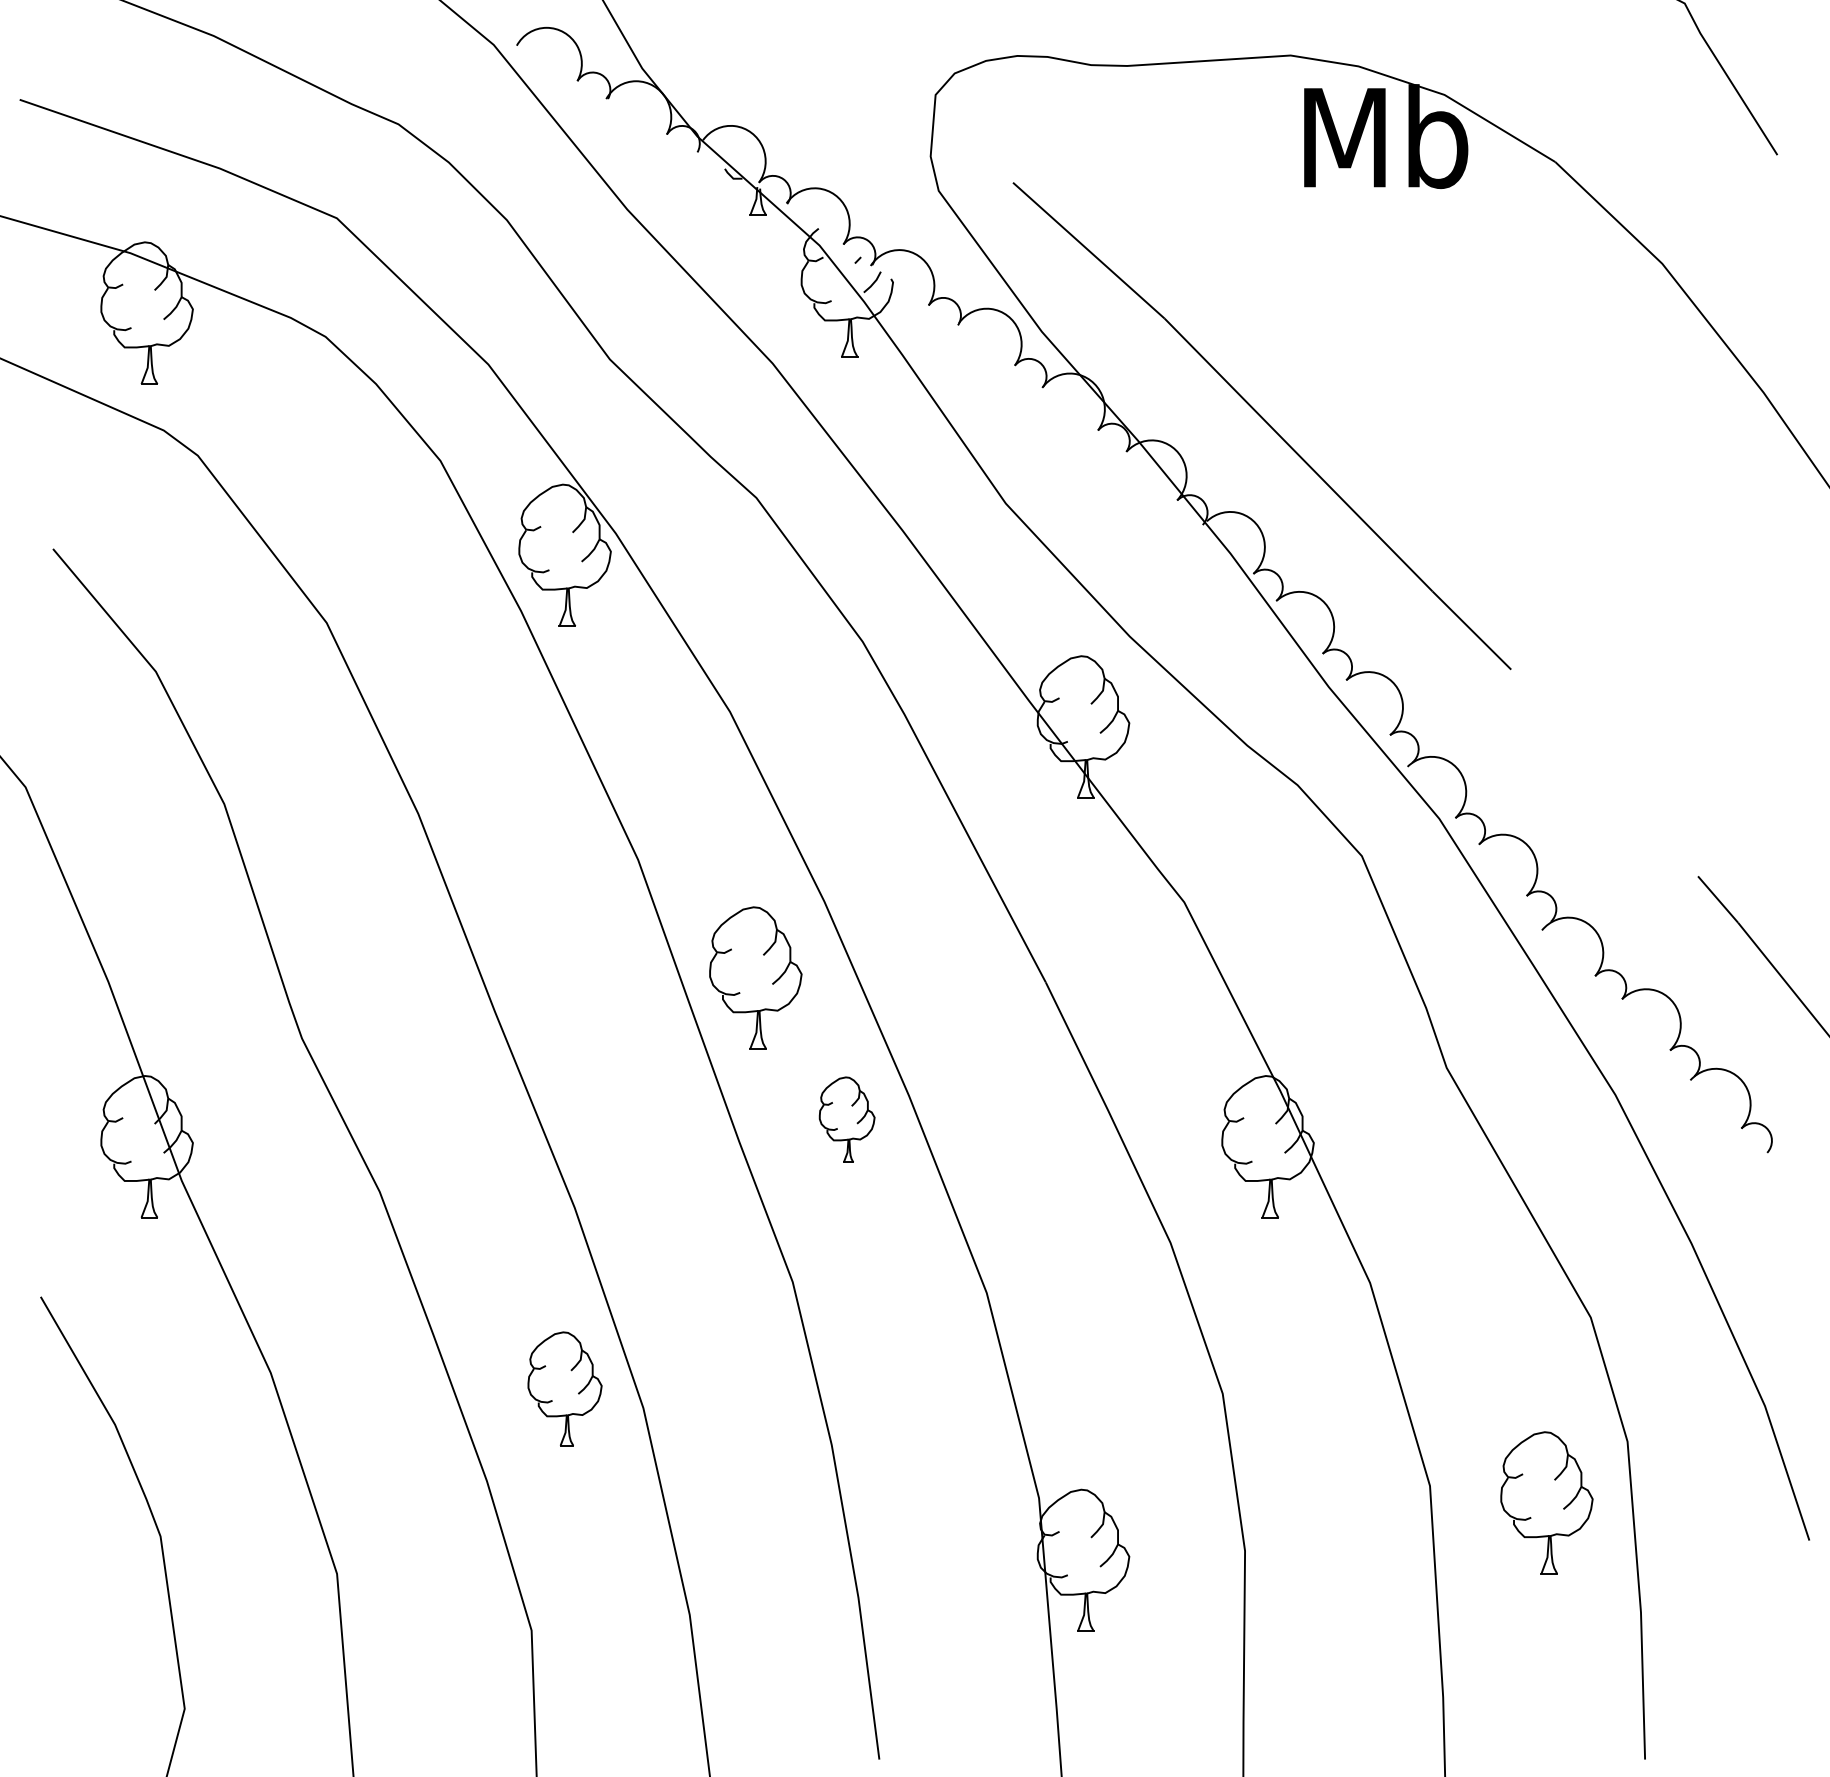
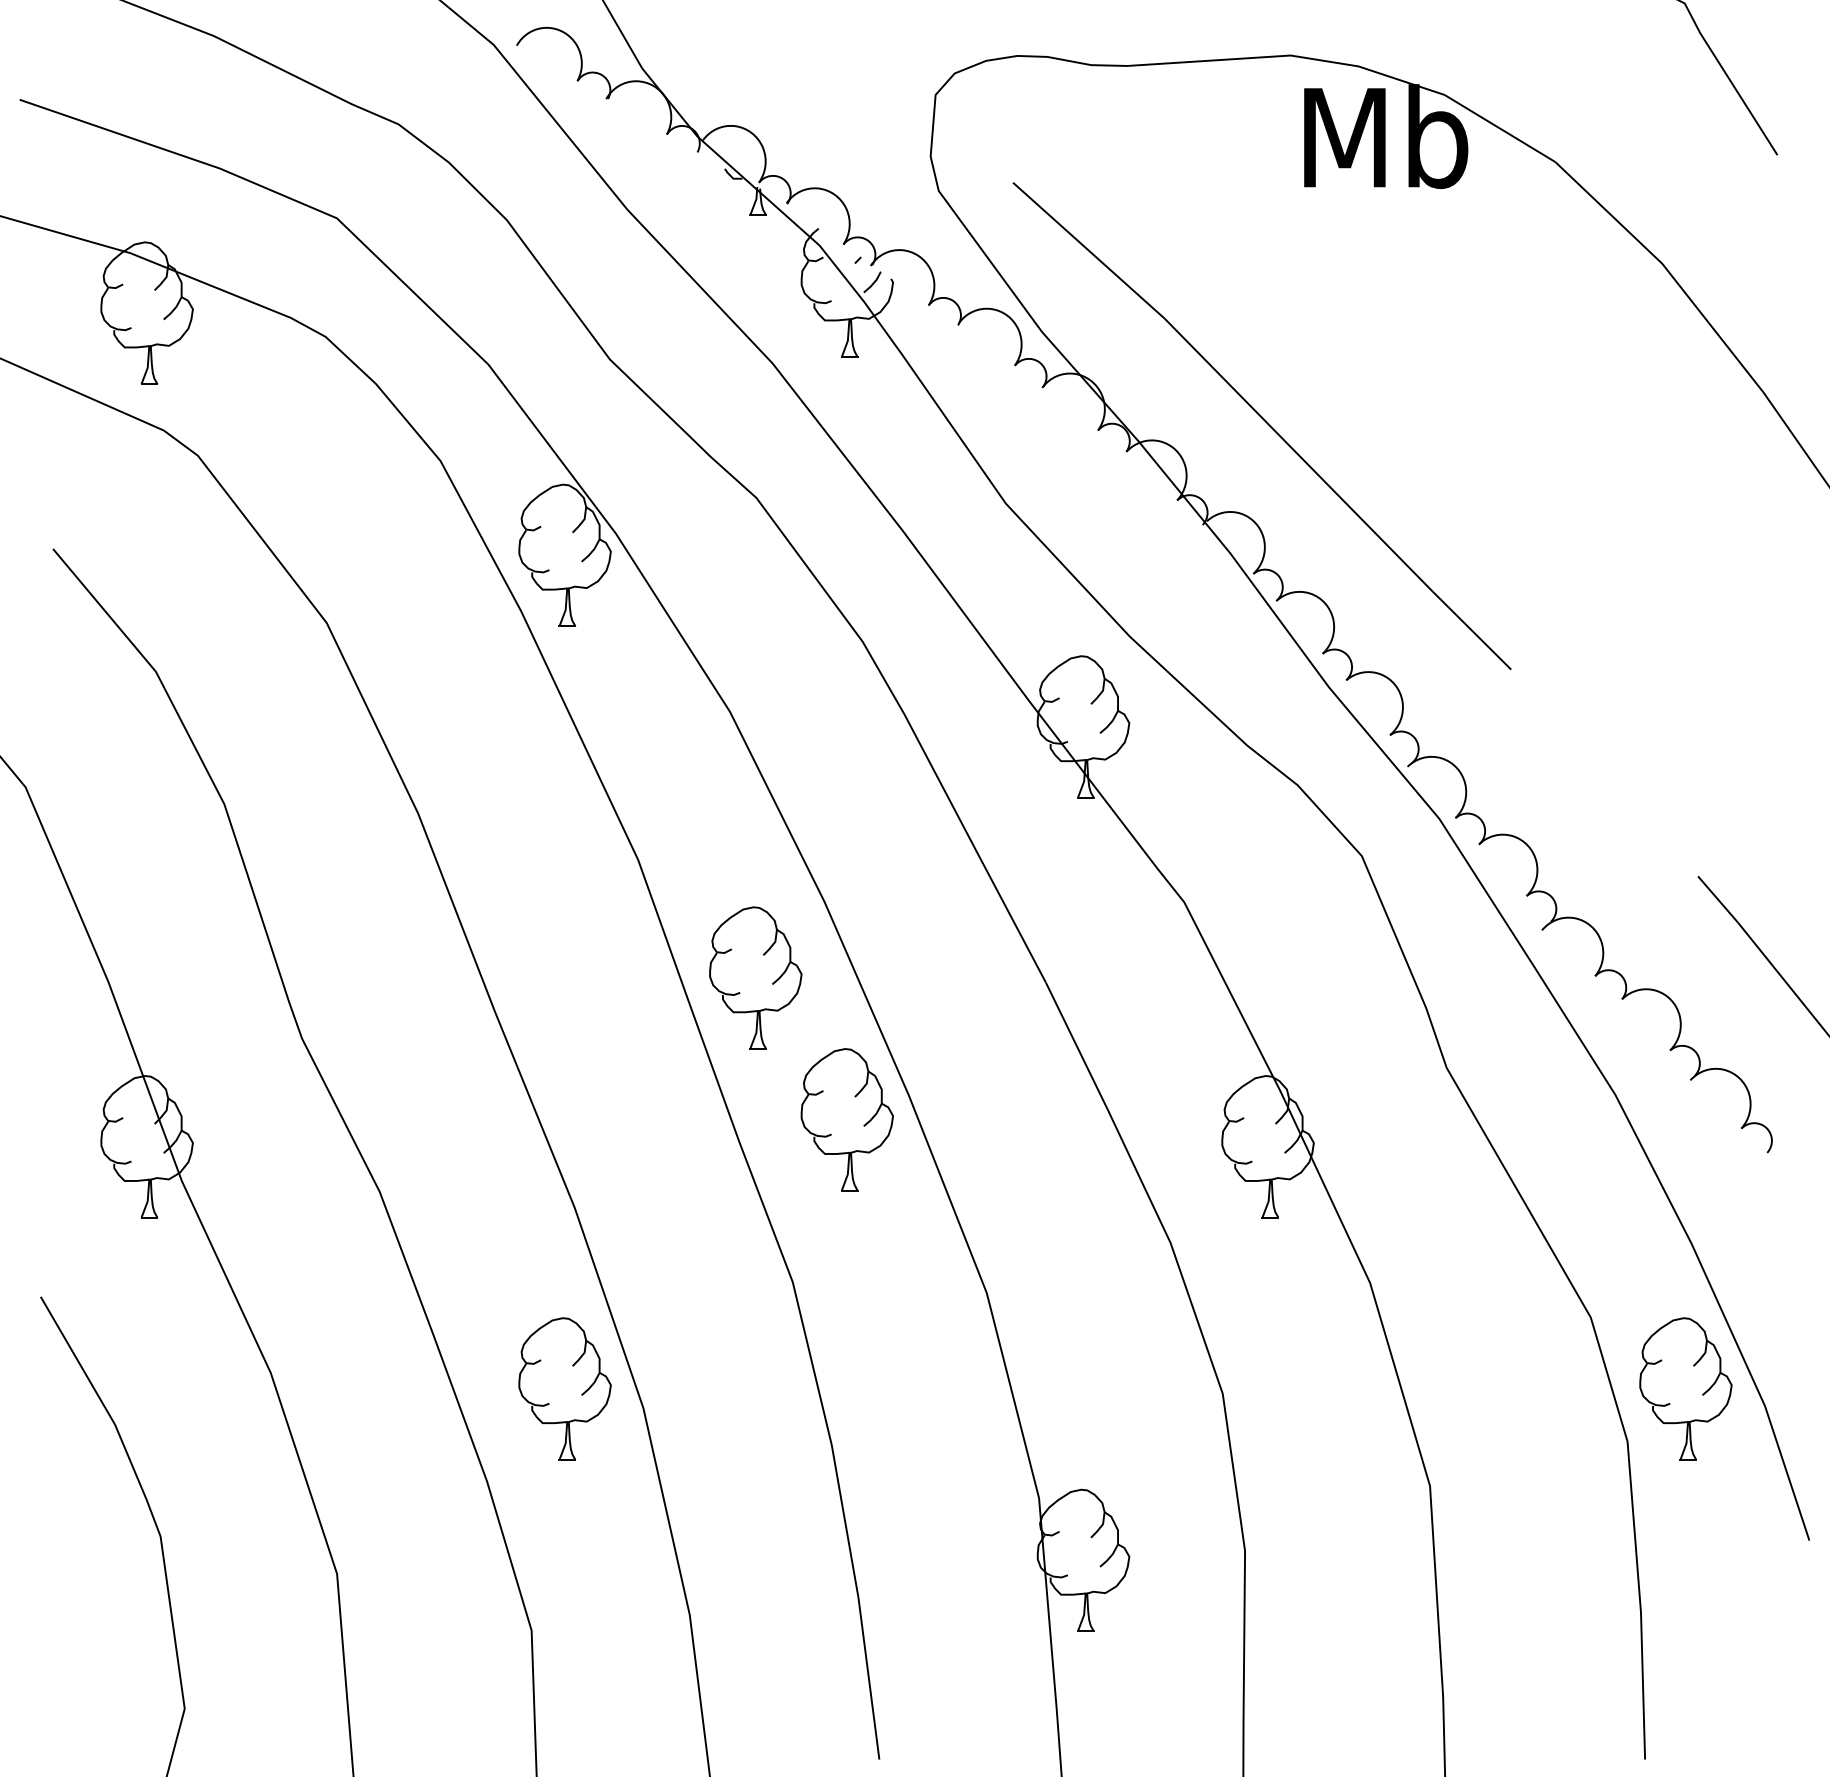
part size: 58x87 px -> 94x144 px (846, 1119)
part size: 76x116 px -> 94x144 px (564, 1388)
part position: (1546, 1502) -> (1685, 1388) (1685, 1388)
